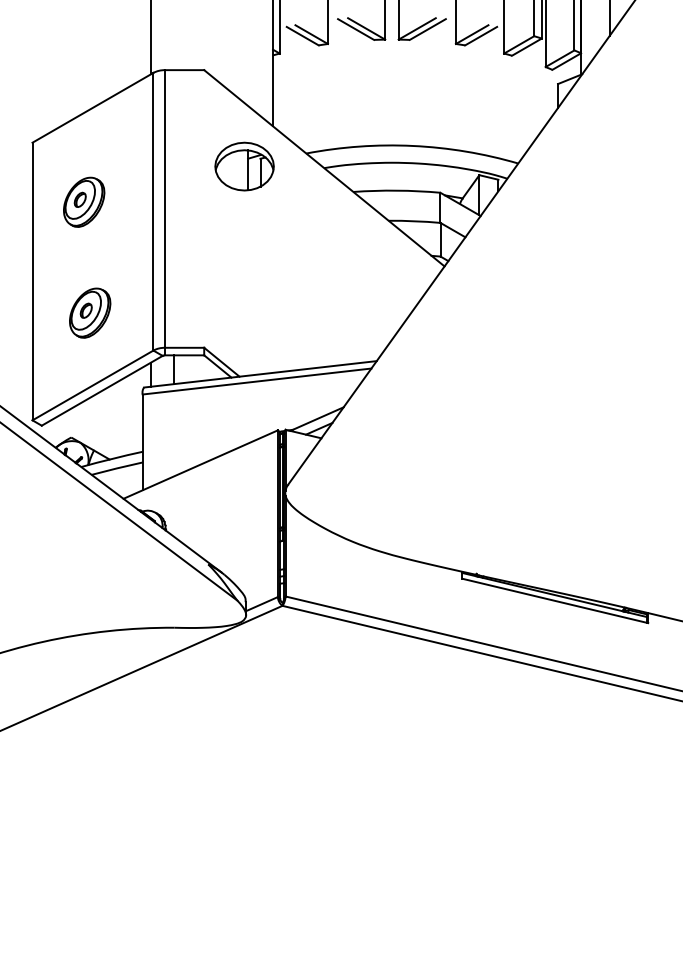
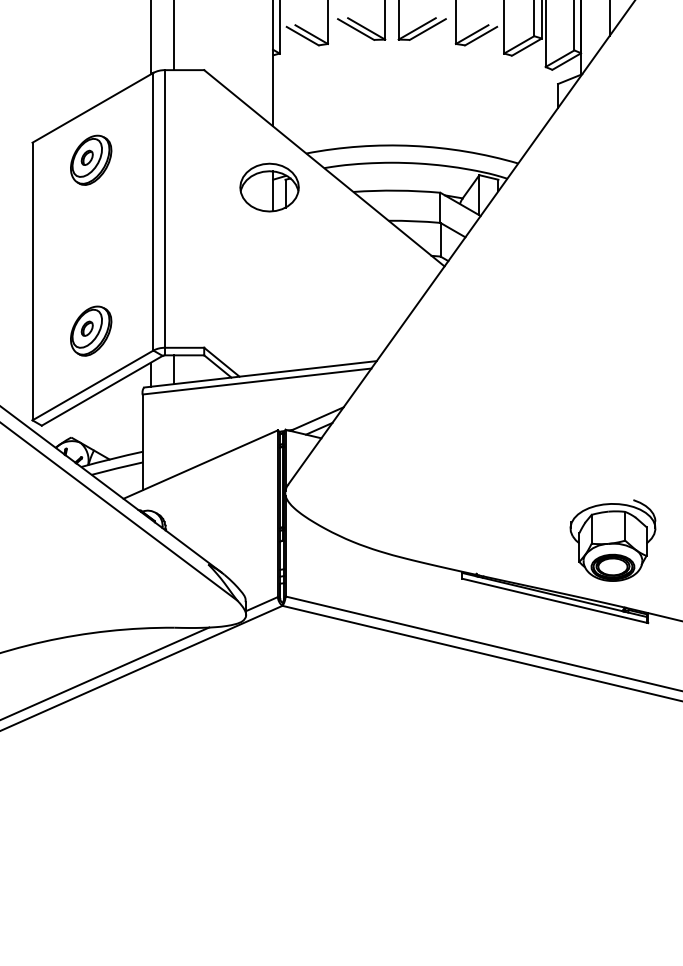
line: none -> present (174, 36)
part position: (244, 166) -> (269, 187) (269, 187)
part position: (84, 201) -> (91, 159) (91, 159)
part position: (90, 312) -> (91, 330) (91, 330)
part: none -> present (612, 540)
line: none -> present (105, 673)
